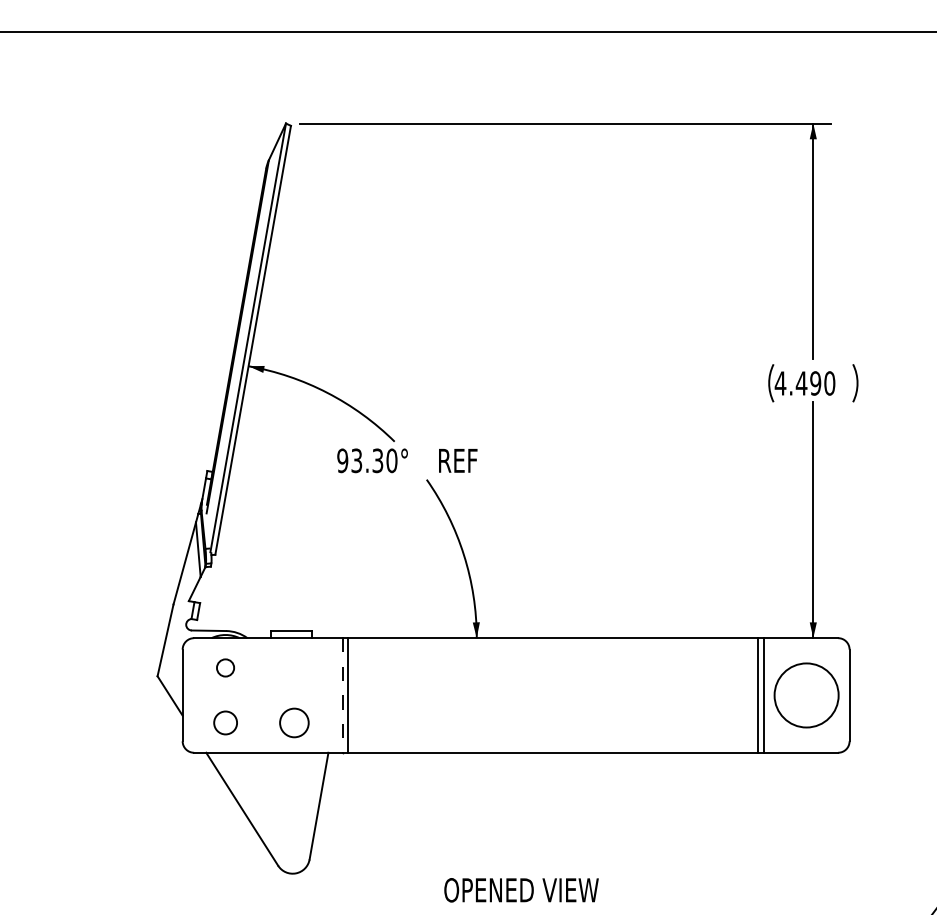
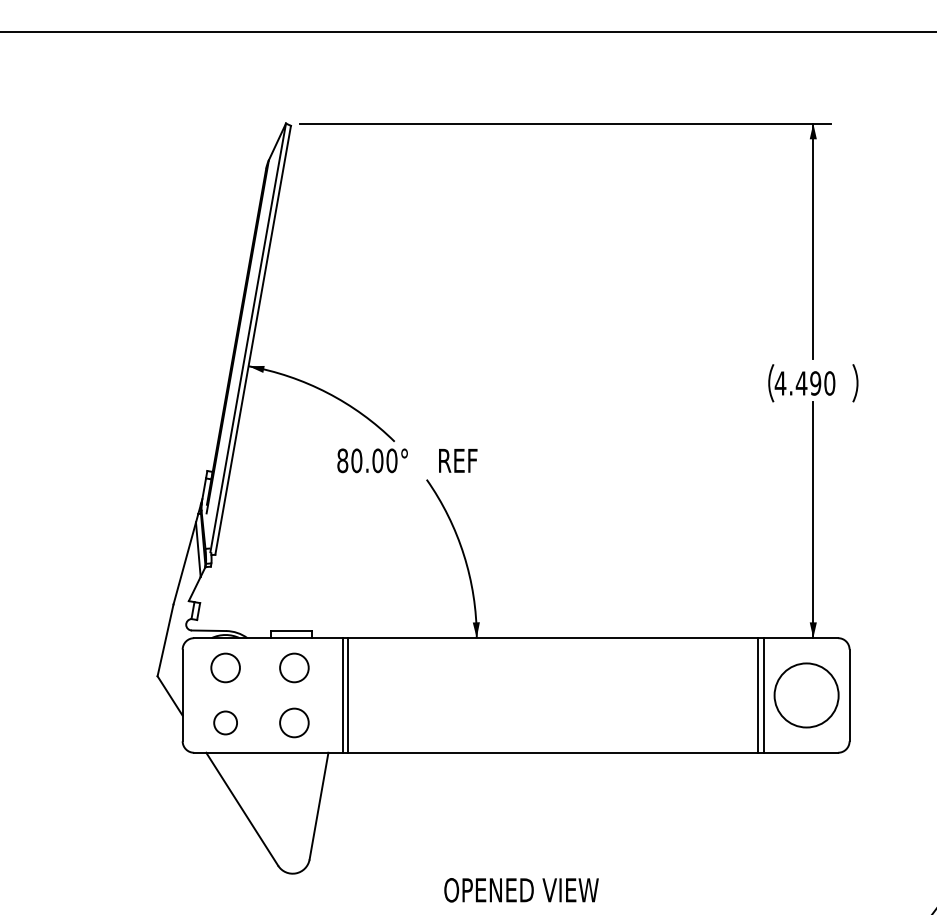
text: 93.30° -> 80.00° (360, 460)
circle size: 19x20 px -> 31x32 px (225, 667)
circle: none -> present (294, 667)
line: dashed -> solid (342, 695)
